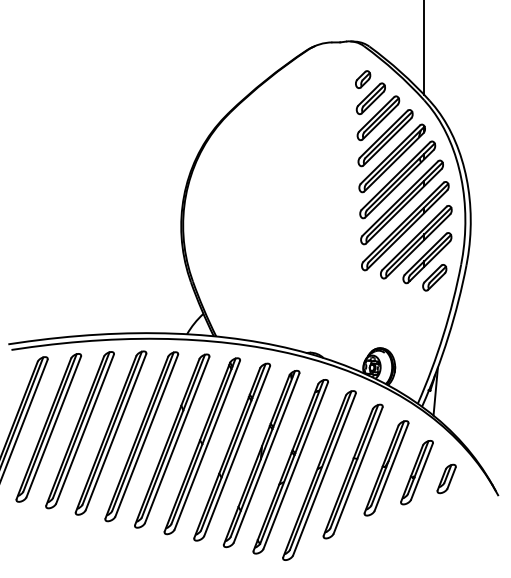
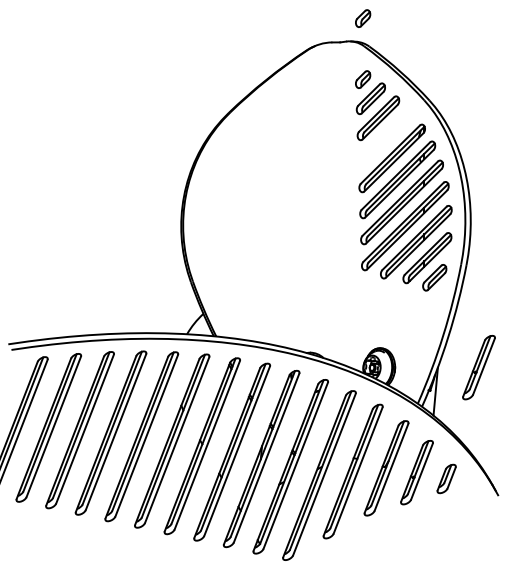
part: none -> present (363, 18)
line: present -> none (424, 48)
part: present -> none (385, 138)
part: none -> present (478, 367)
